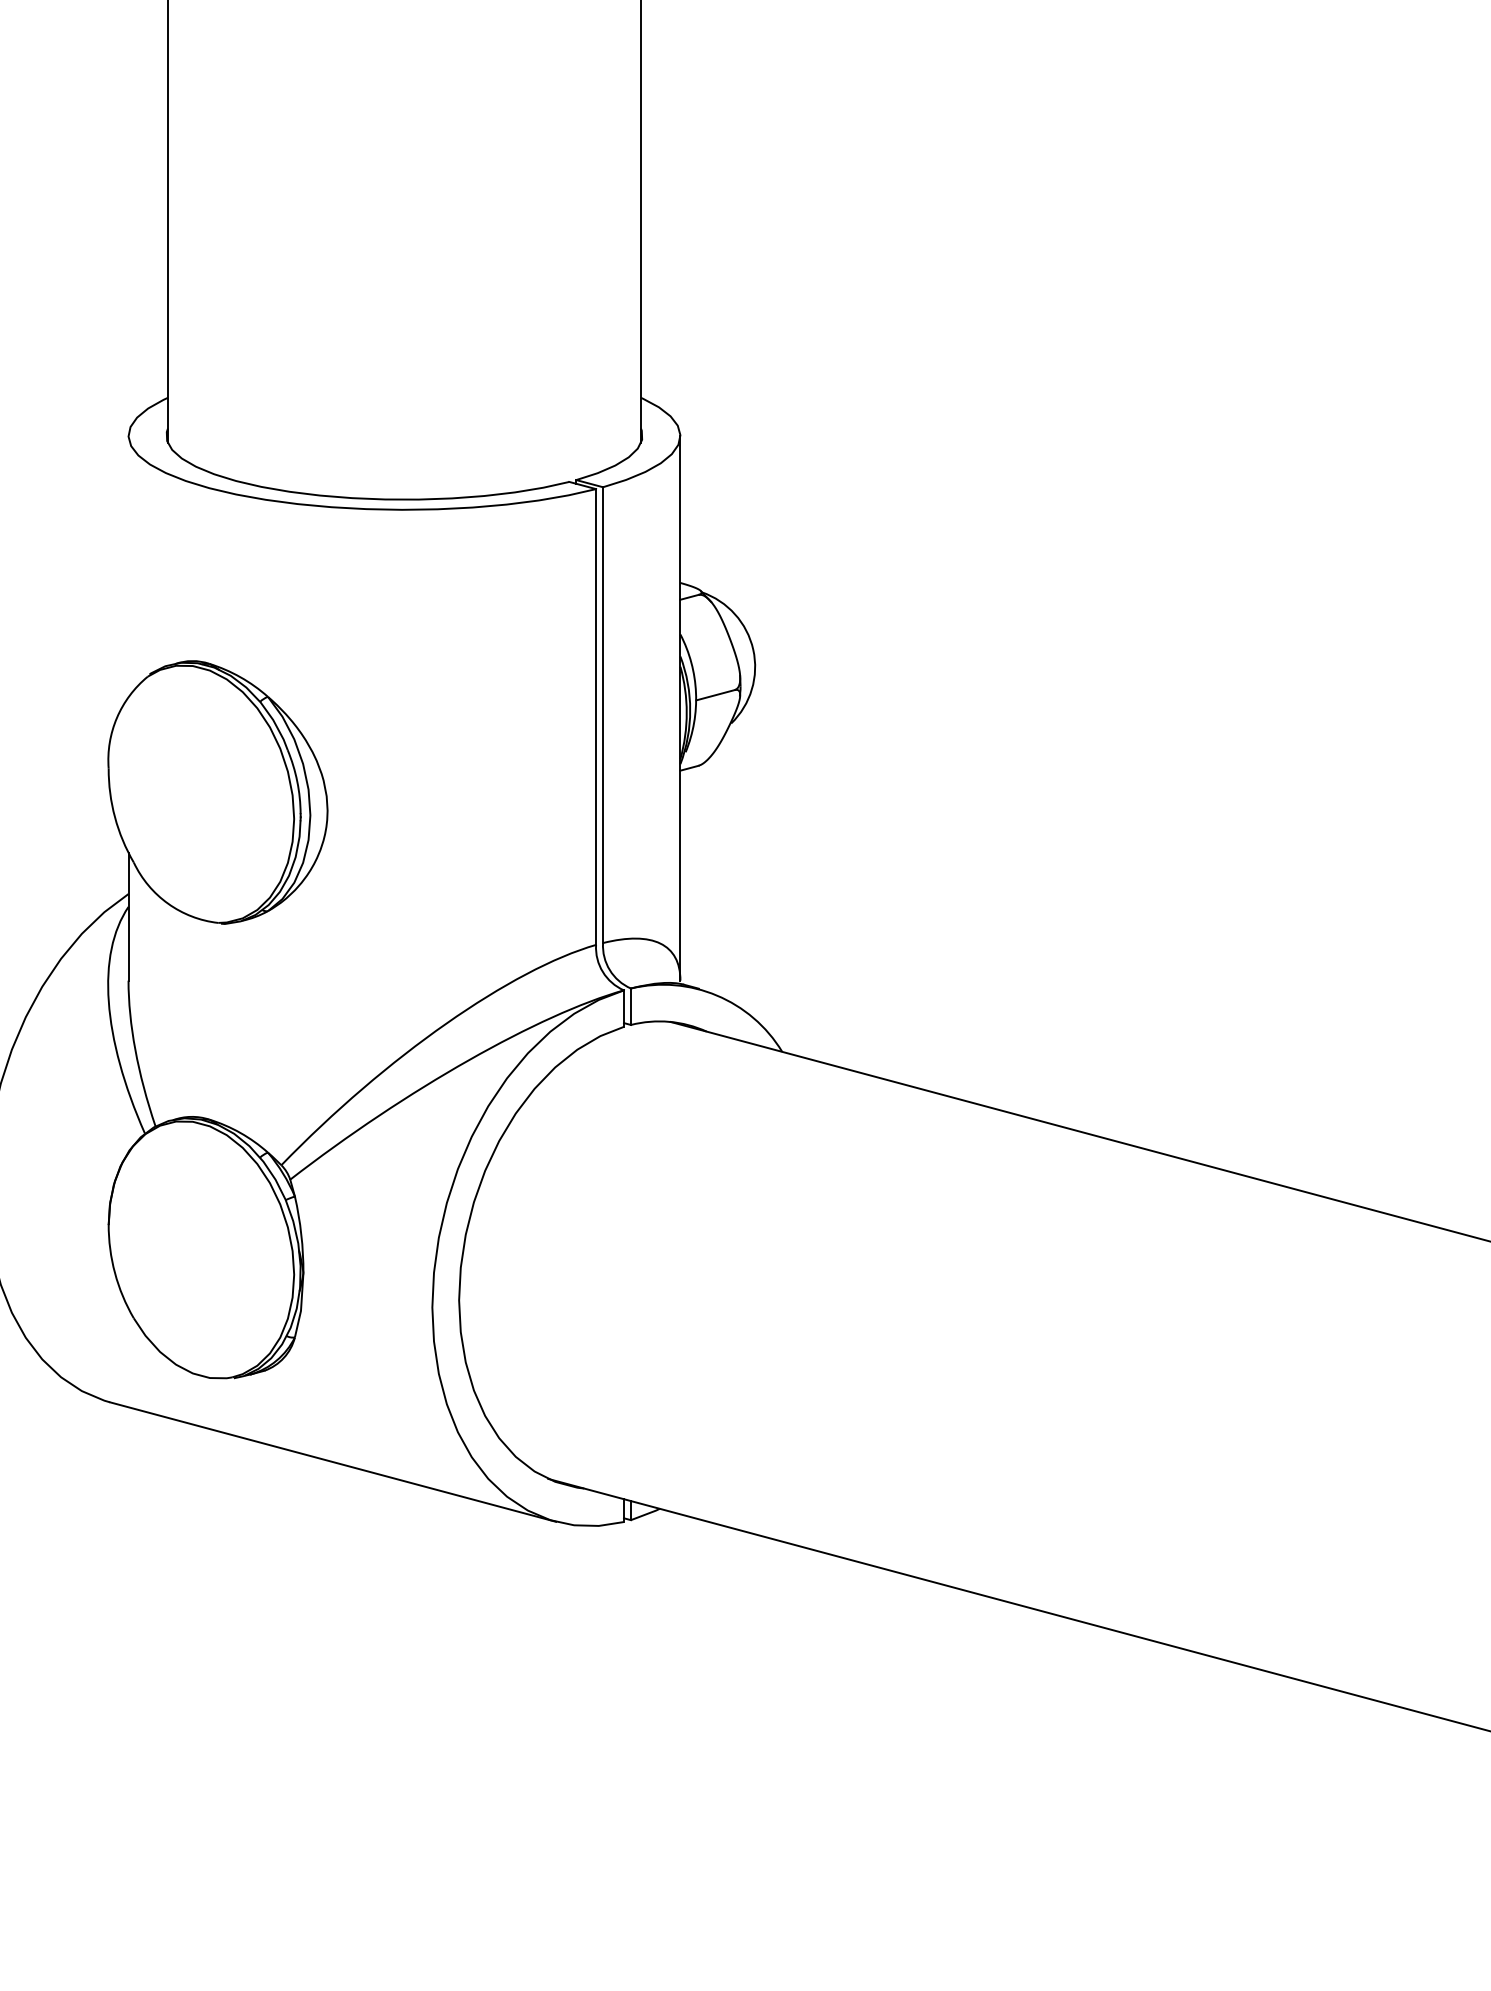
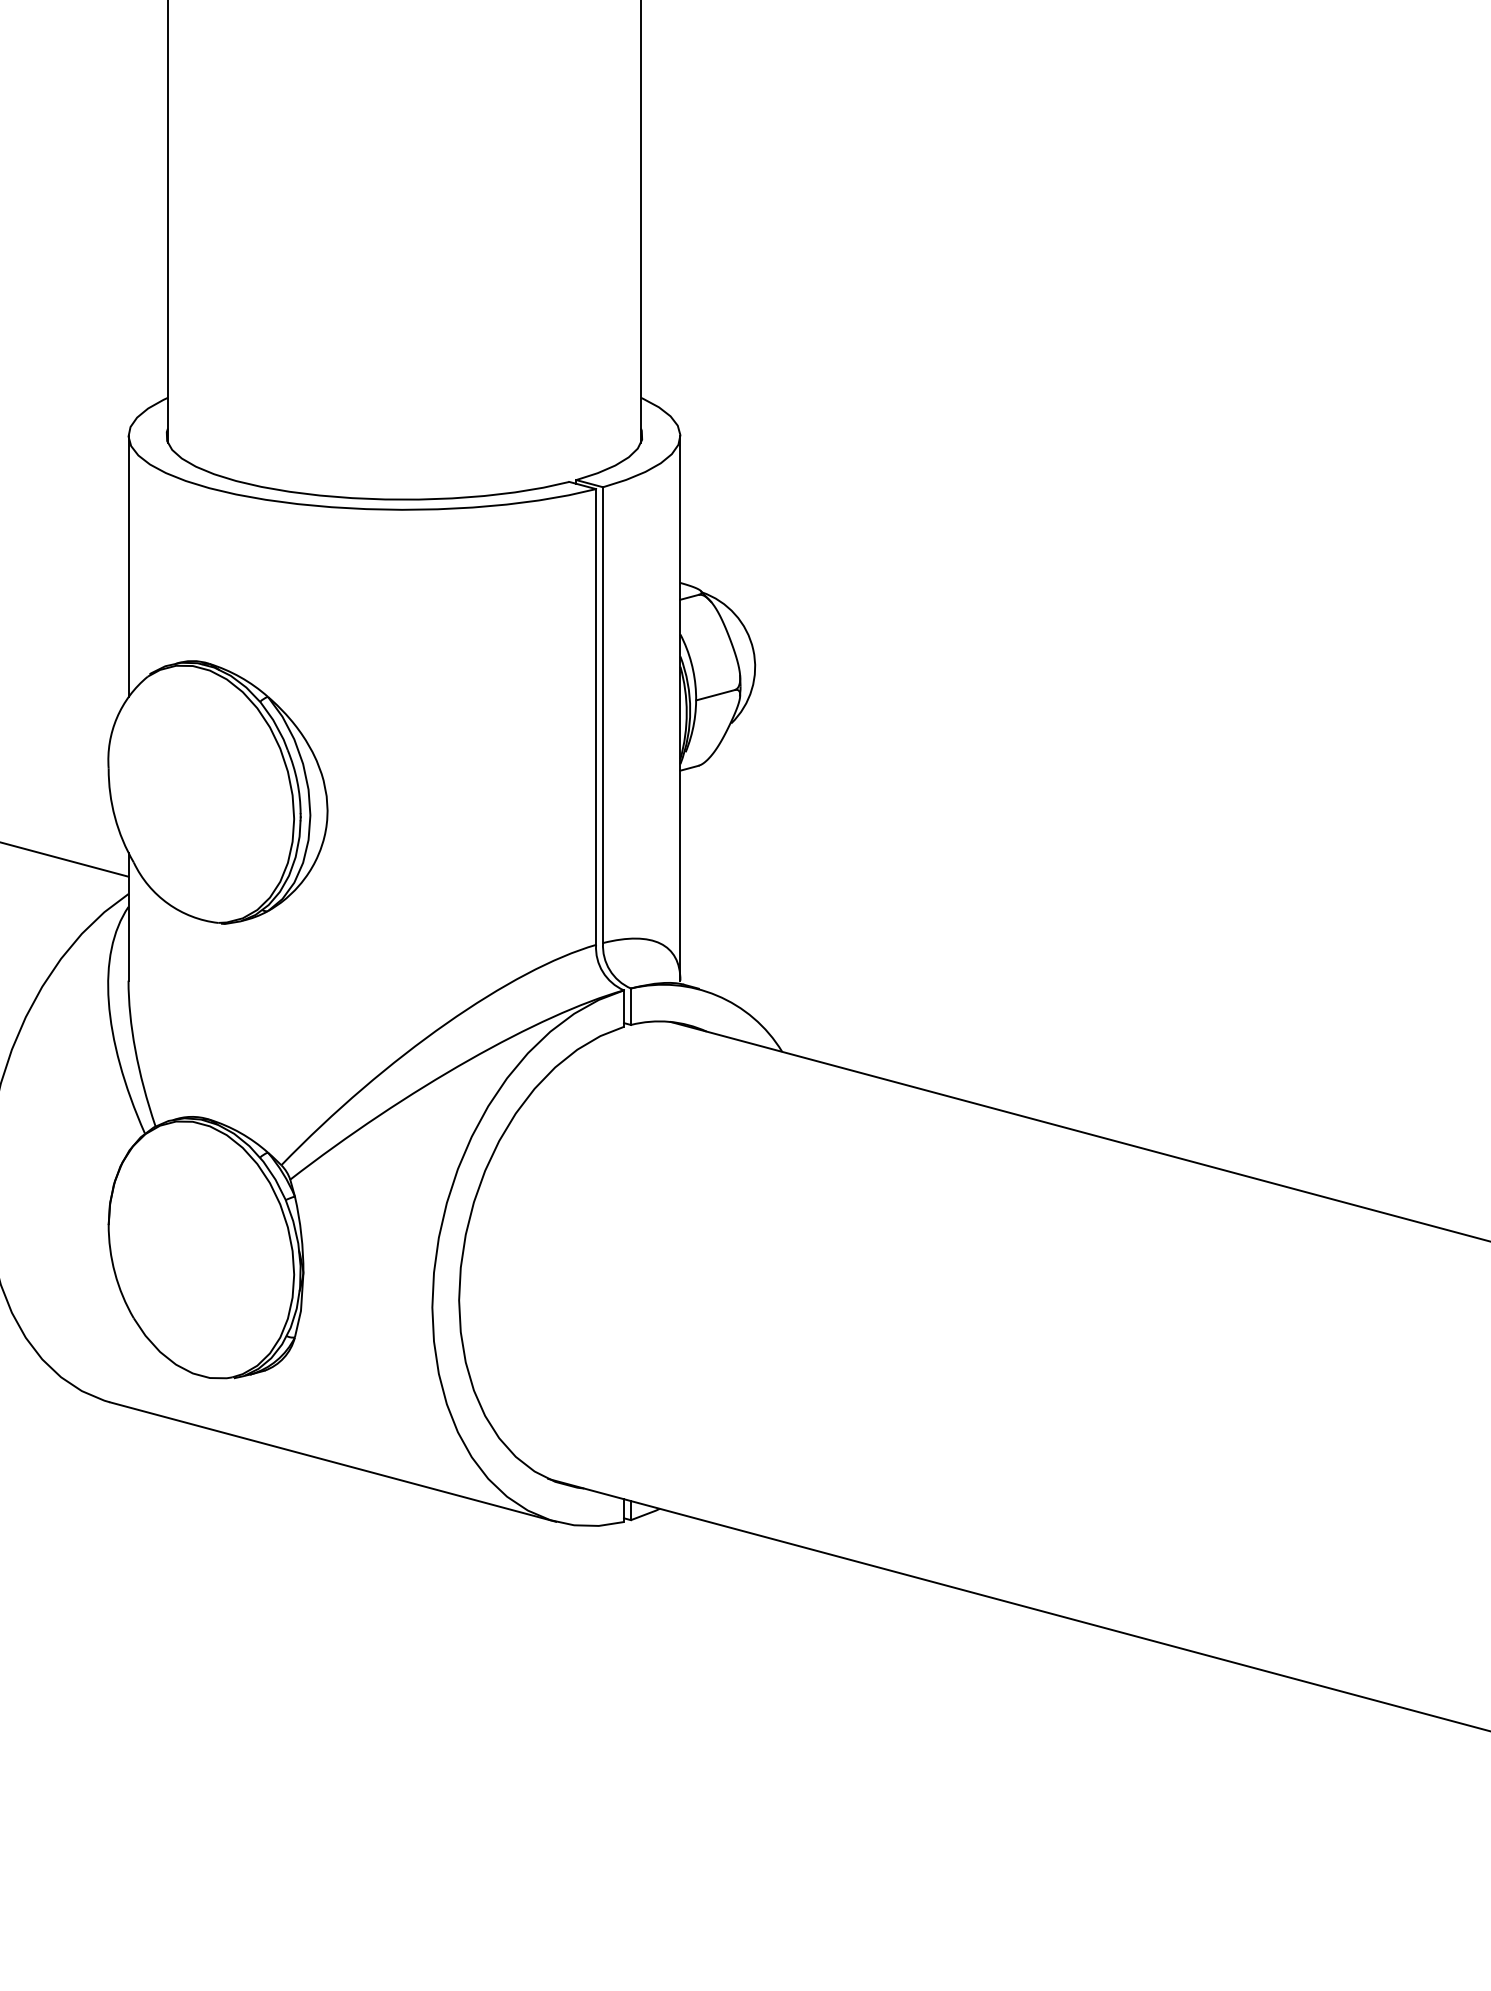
line: none -> present (128, 565)
line: none -> present (65, 859)
